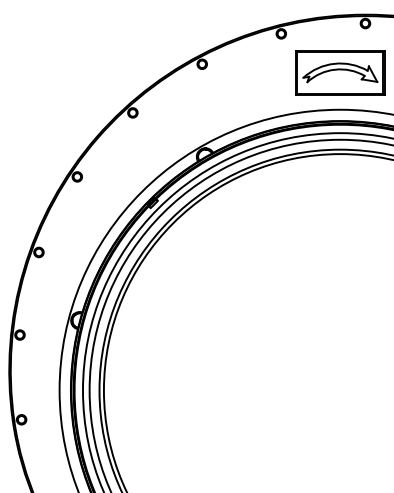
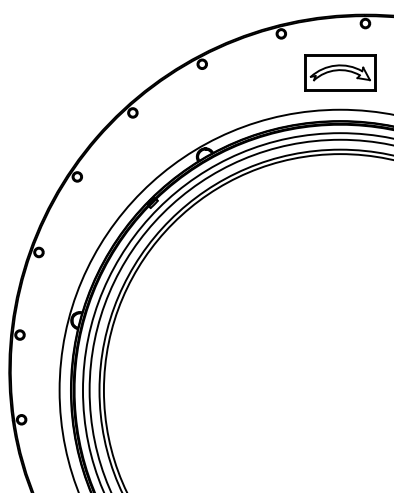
part size: 91x46 px -> 73x38 px (340, 72)
